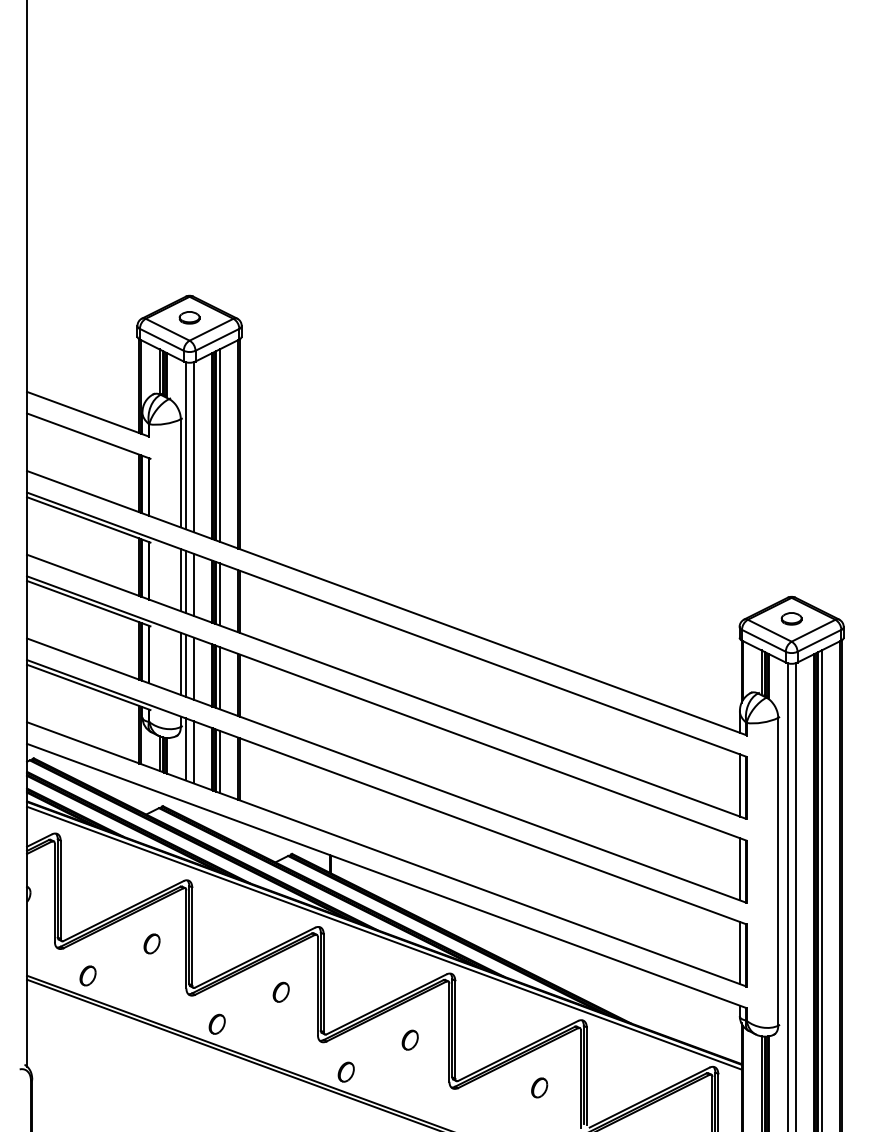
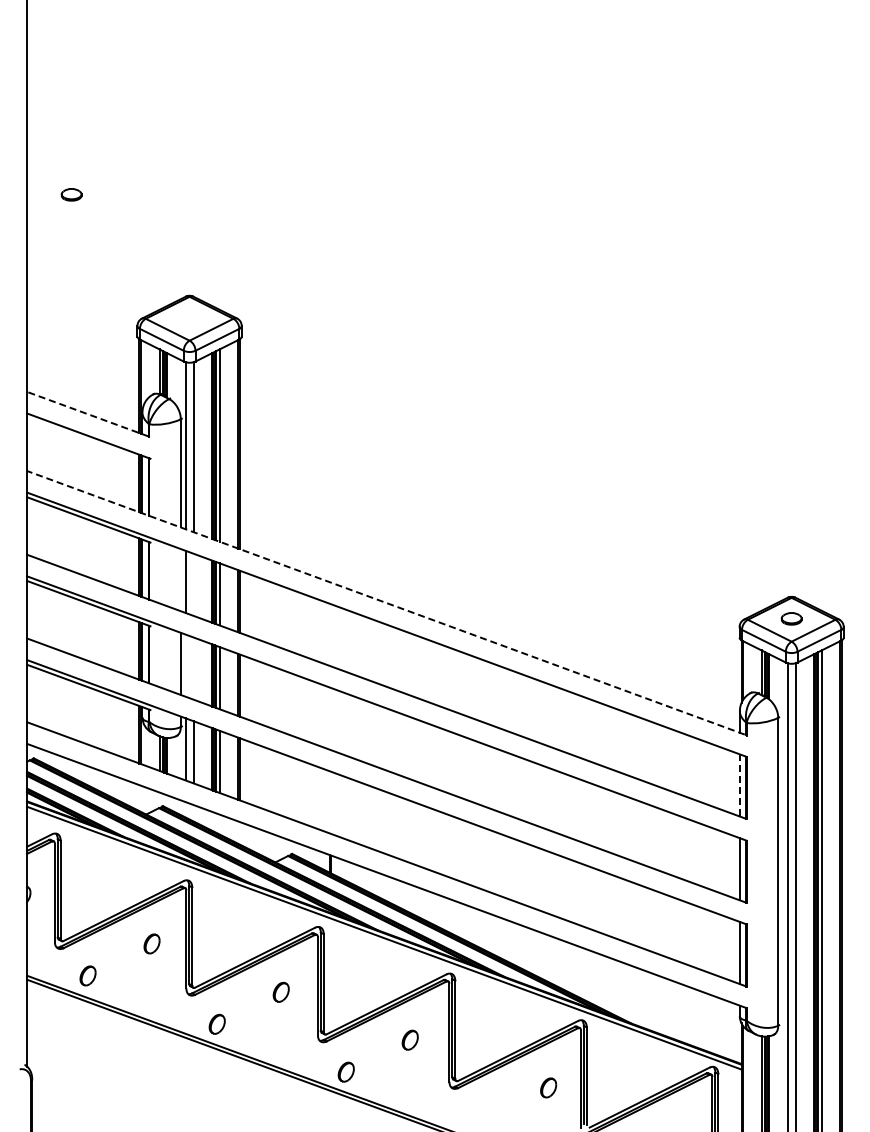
part position: (189, 317) -> (71, 194) (71, 194)
line: solid -> dashed (87, 414)
line: present -> none (180, 580)
line: present -> none (193, 584)
line: solid -> dashed (385, 602)
line: present -> none (185, 665)
line: present -> none (193, 668)
line: solid -> dashed (739, 785)
part position: (539, 1087) -> (548, 1087) (548, 1087)
